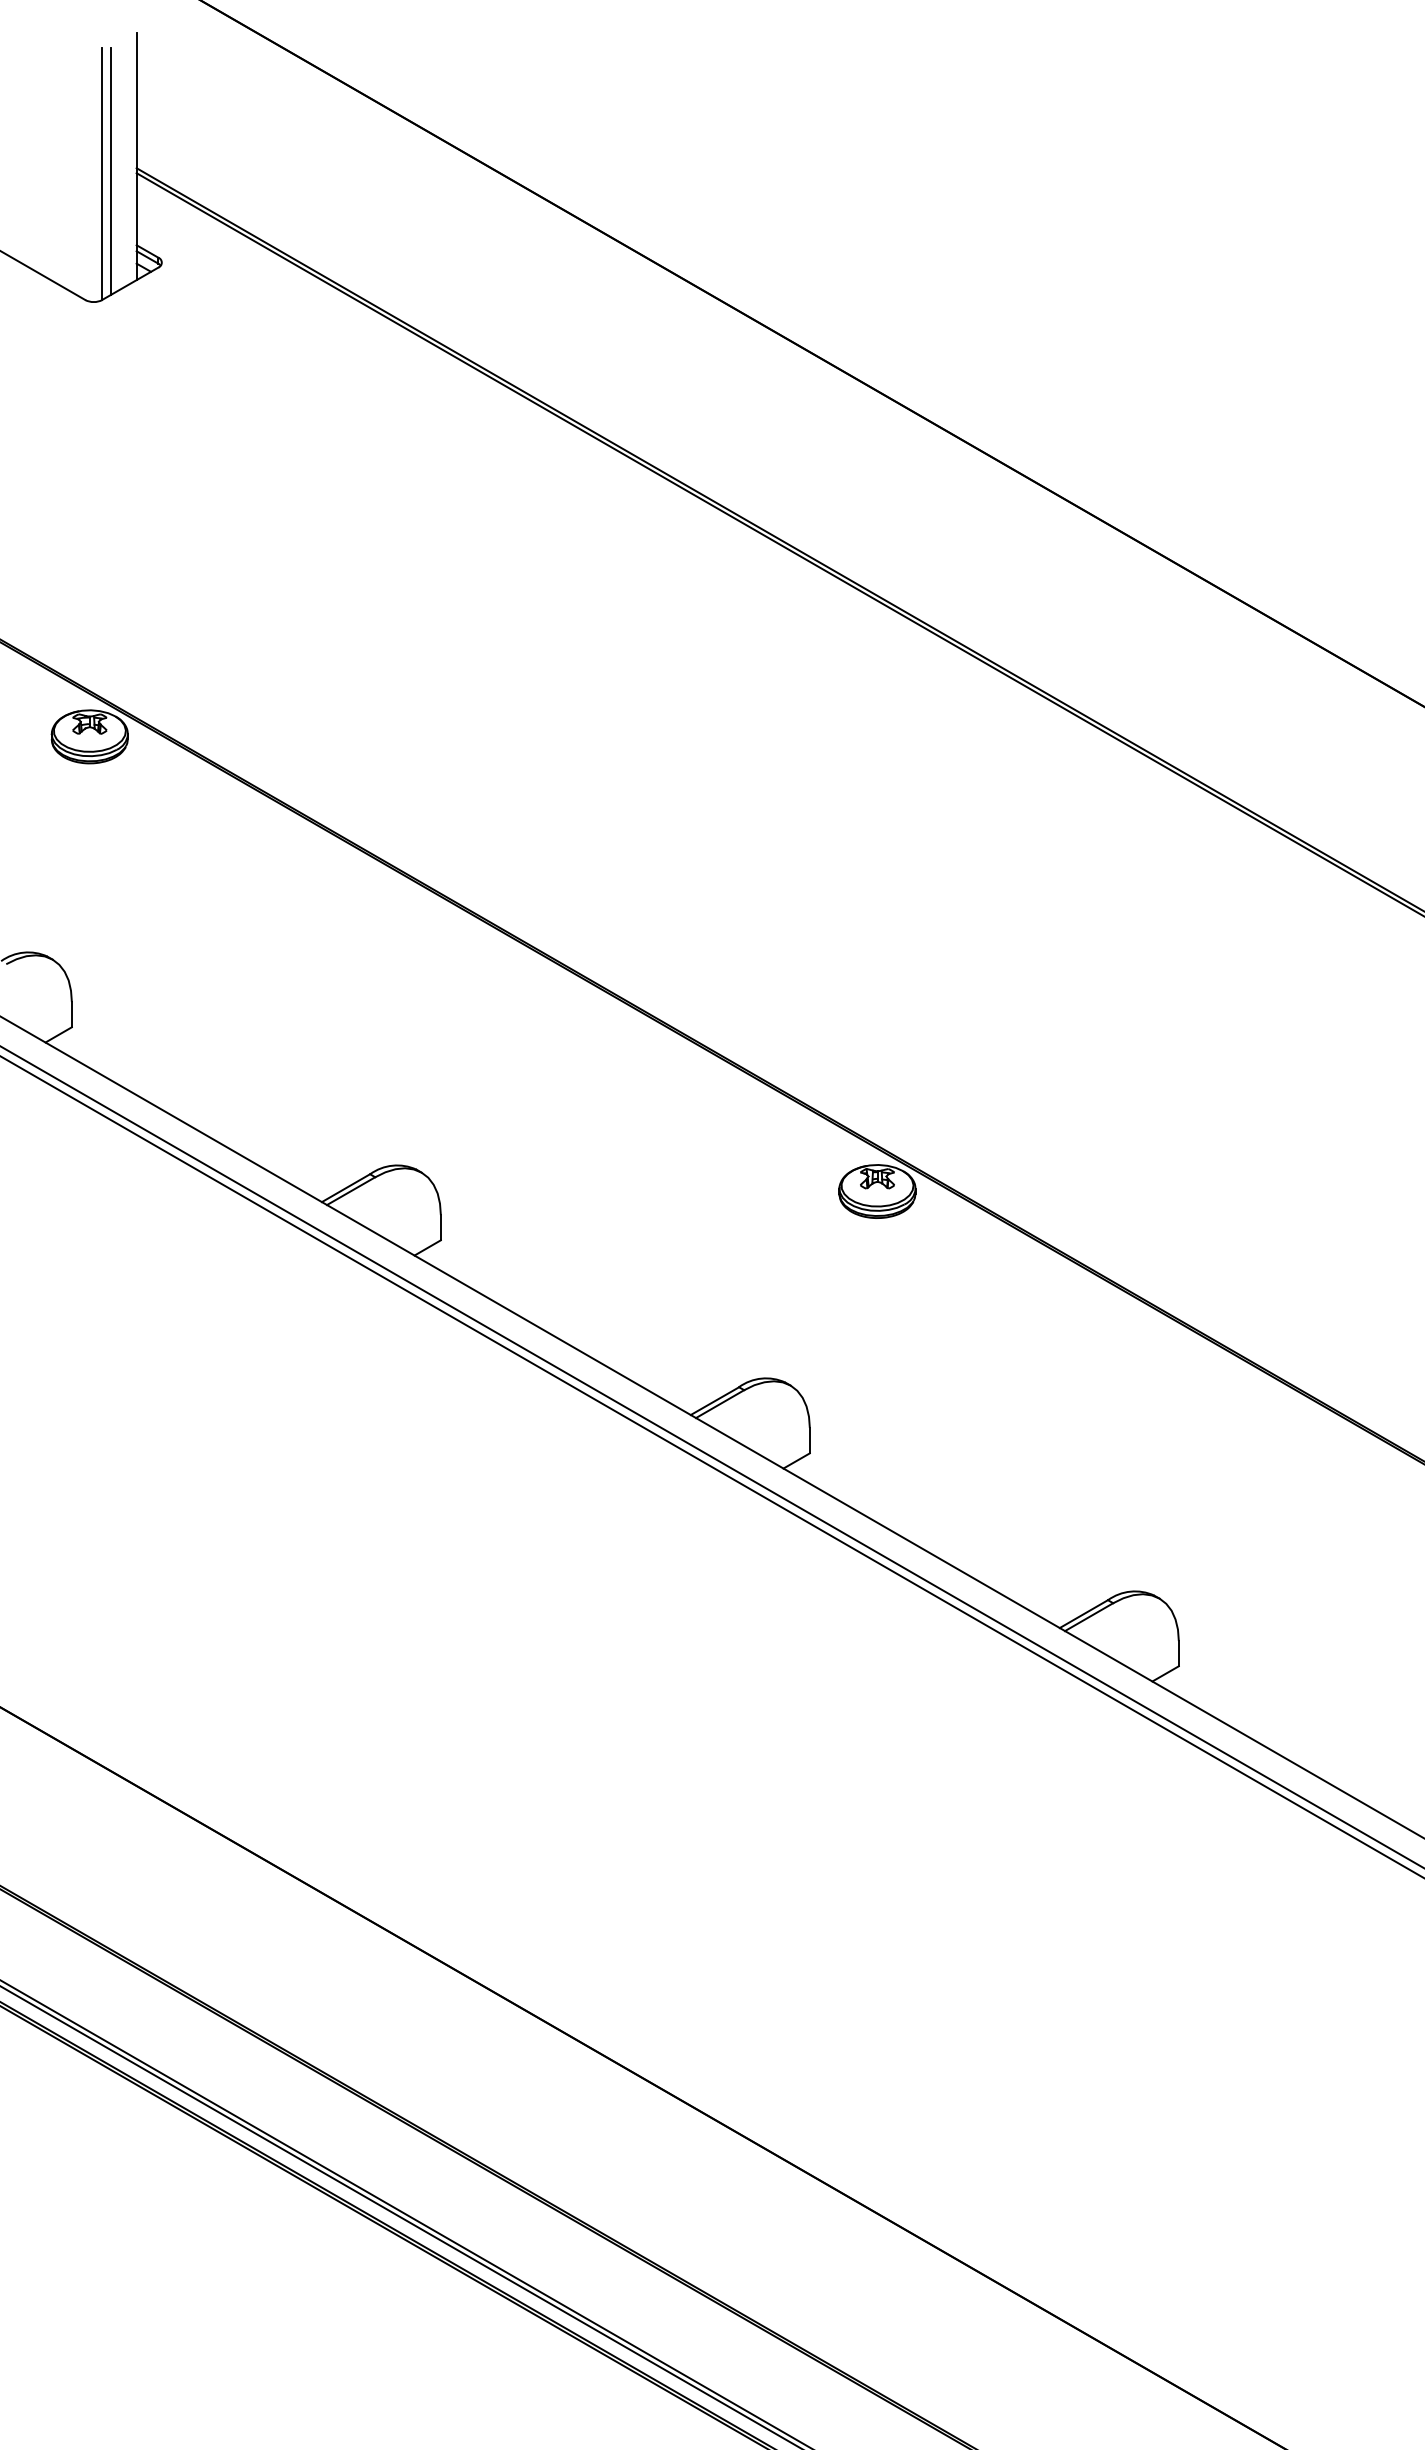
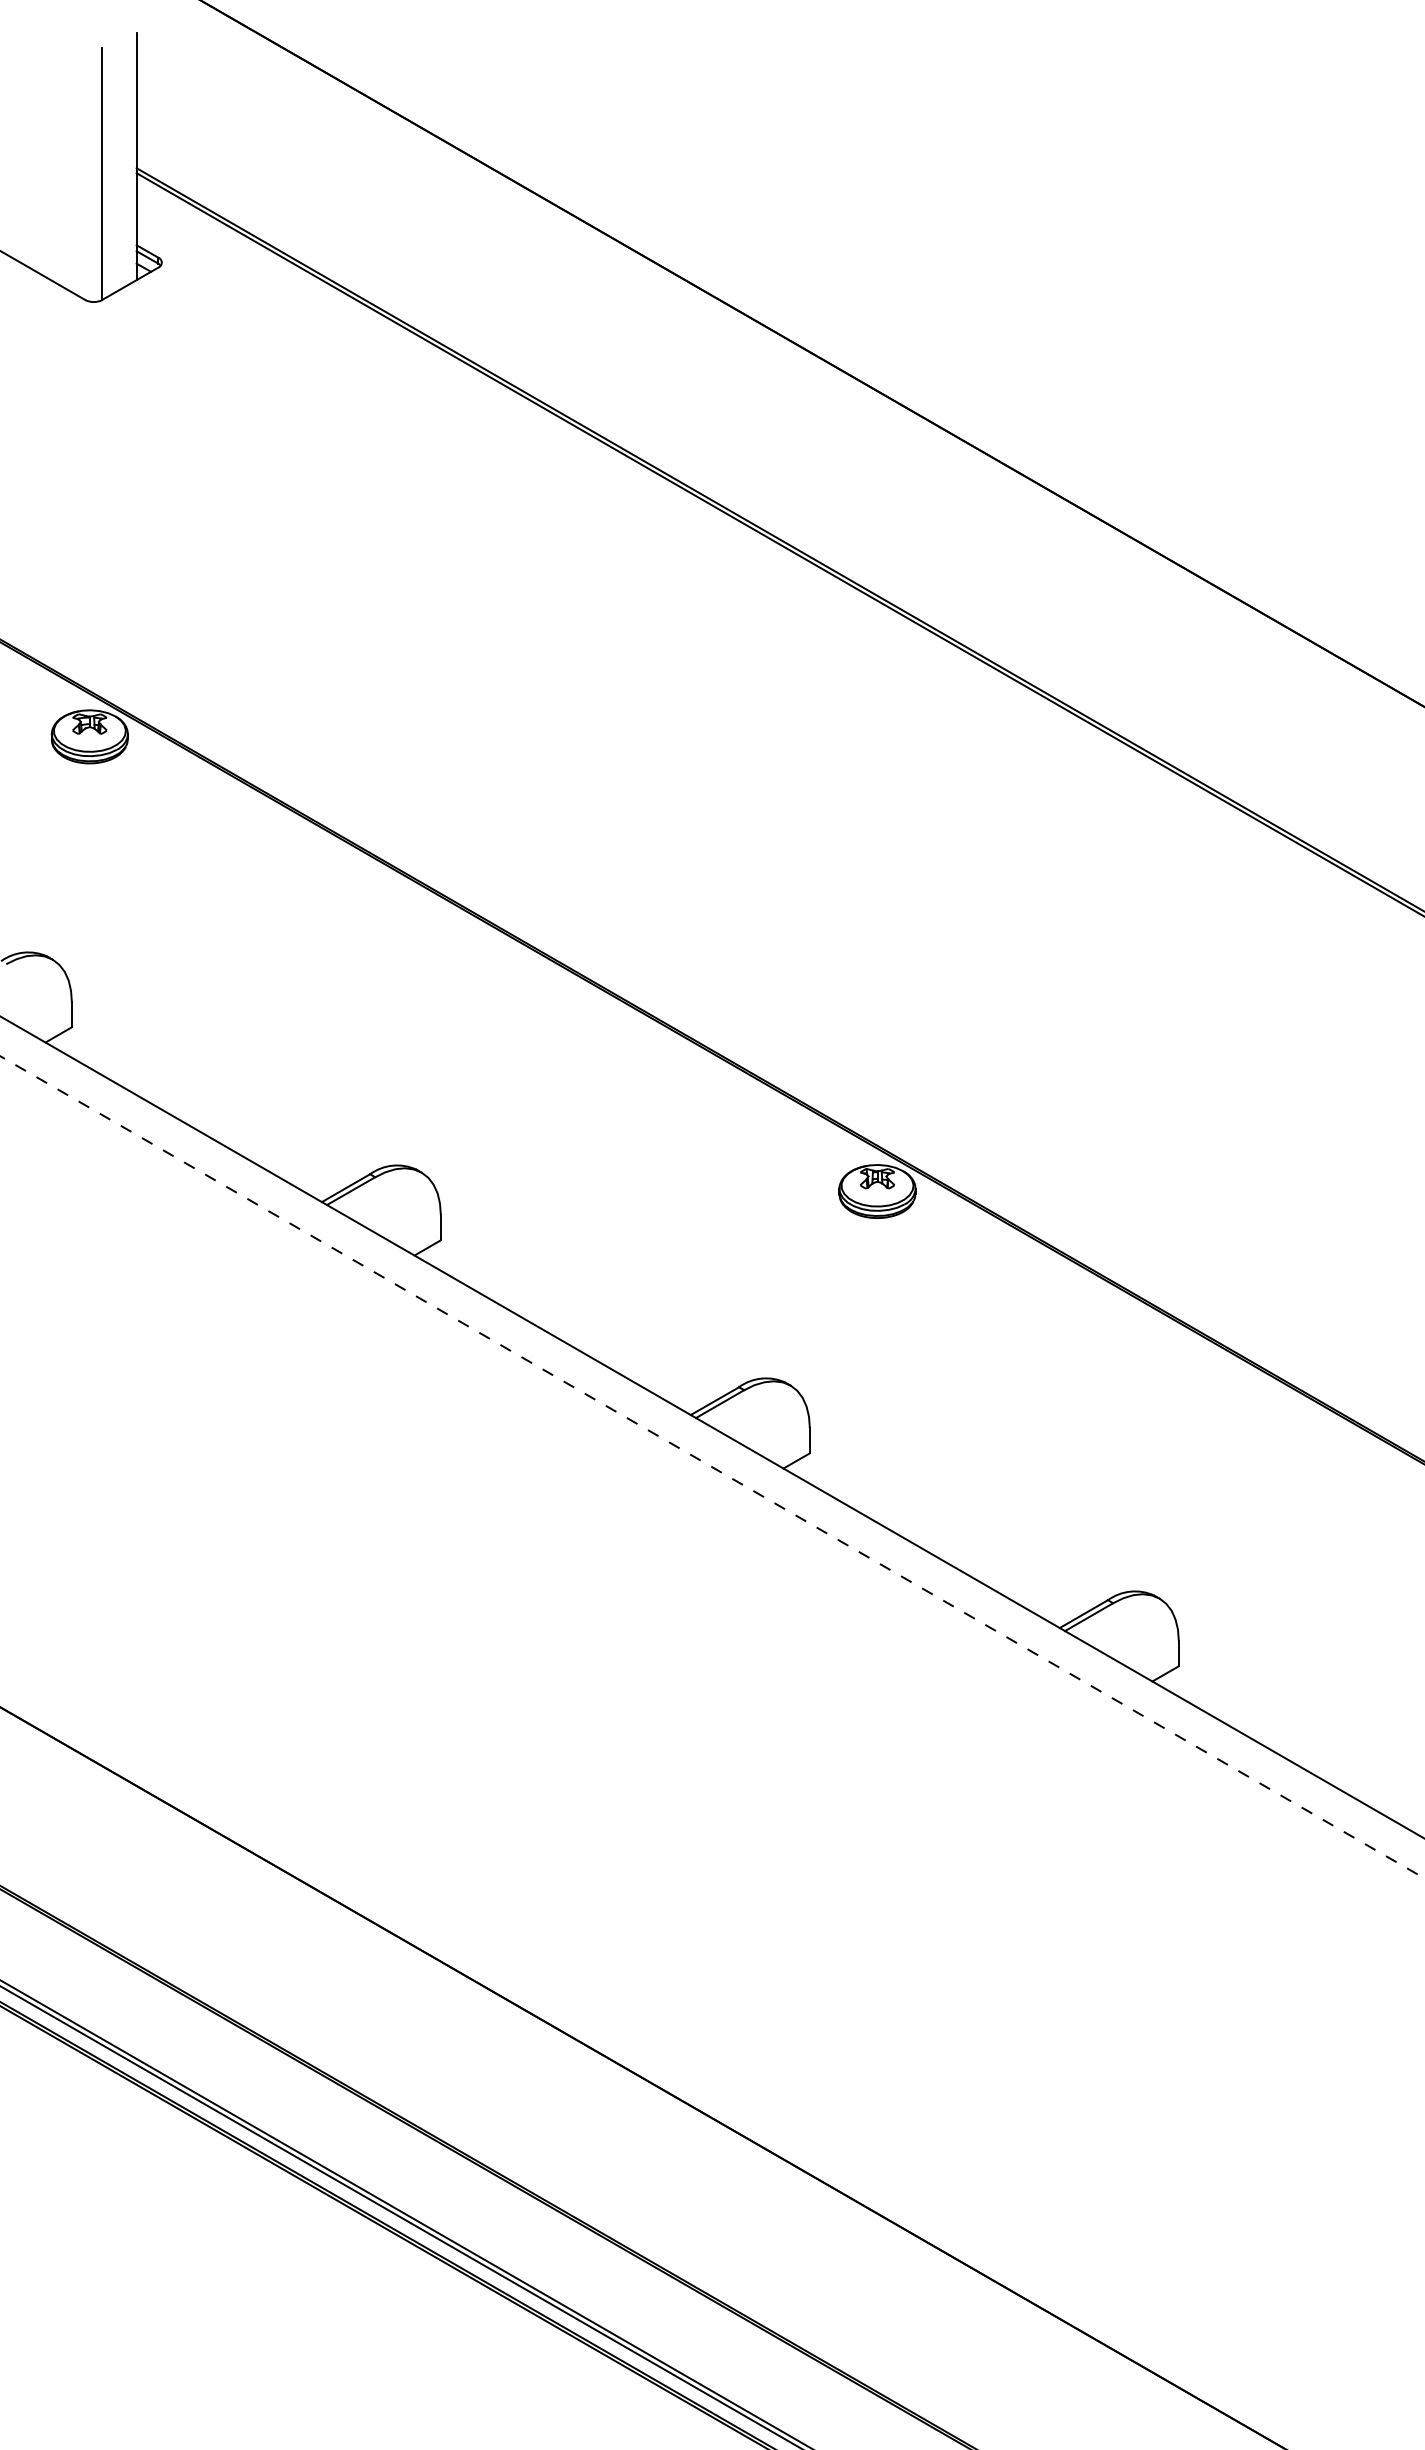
line: present -> none (110, 171)
line: present -> none (711, 1456)
line: solid -> dashed (712, 1467)
